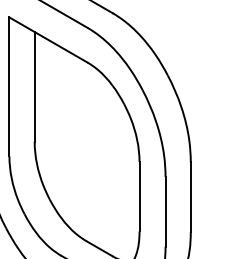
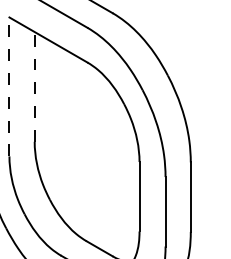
line: solid -> dashed (9, 86)
line: solid -> dashed (34, 86)
